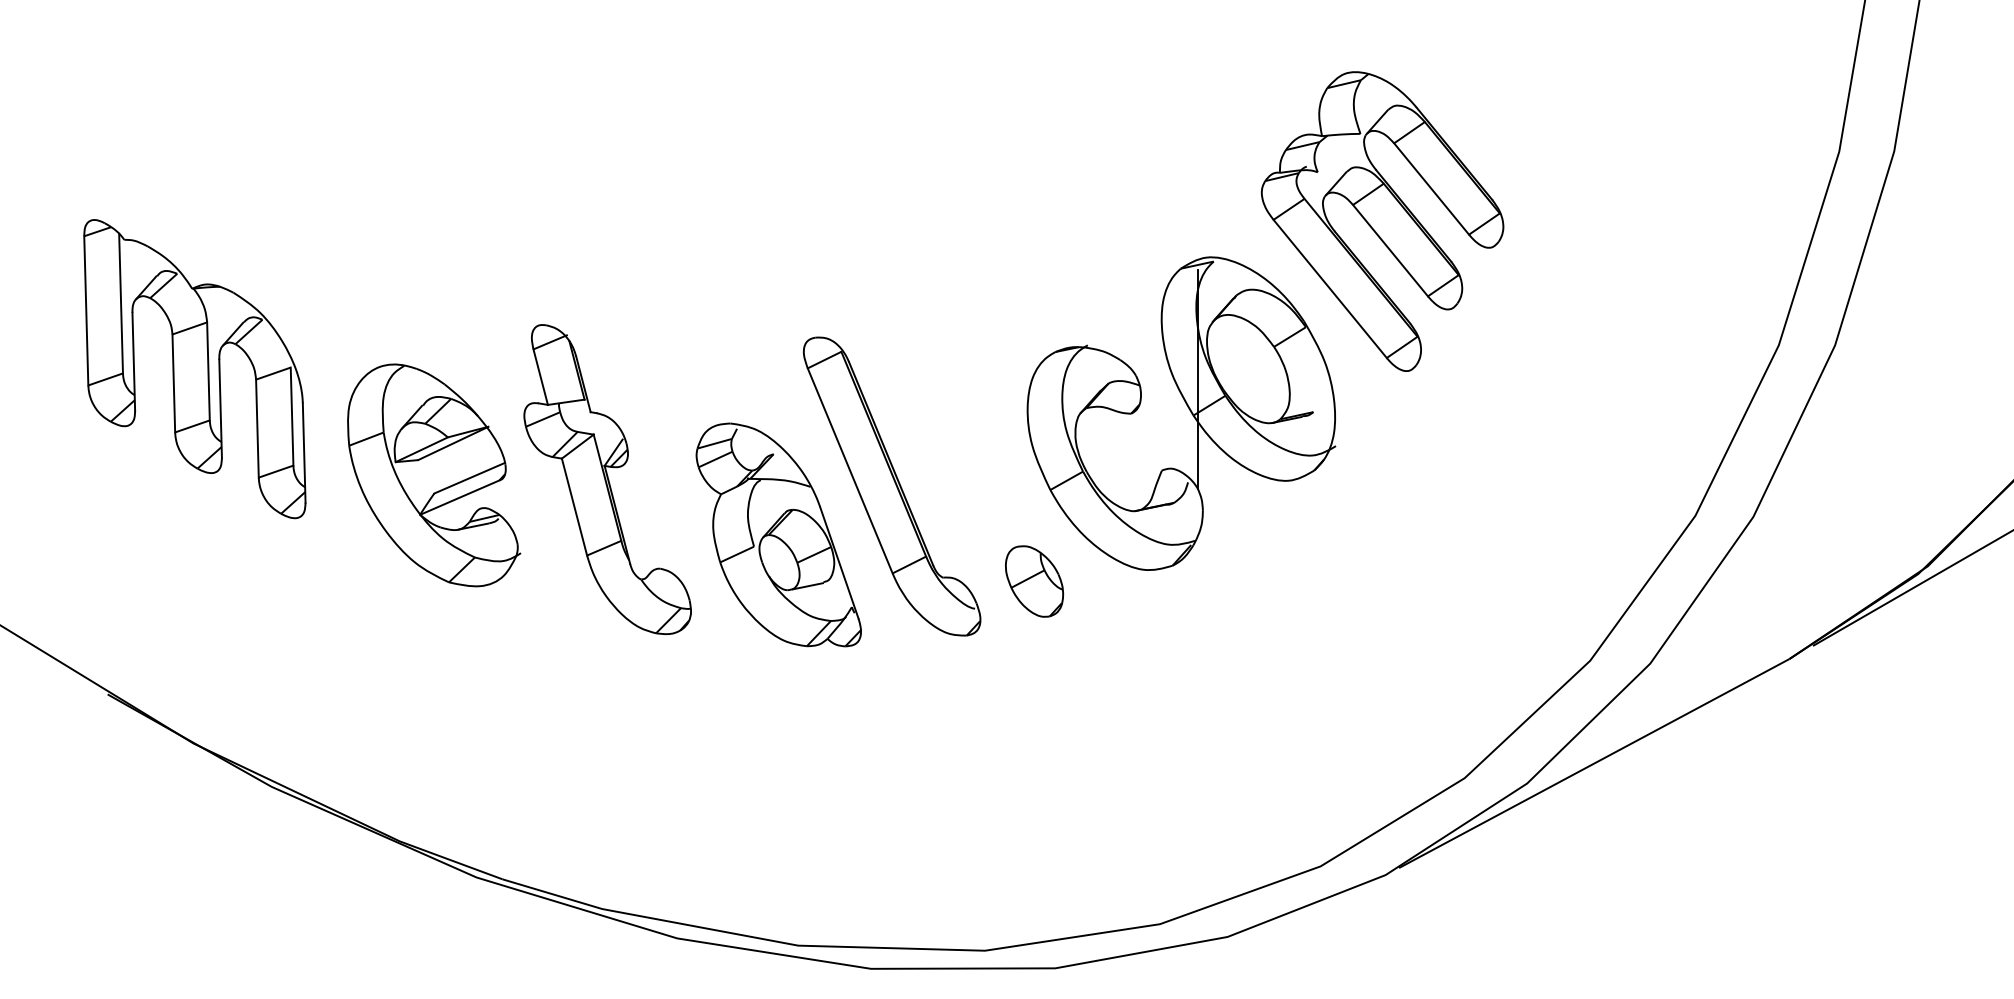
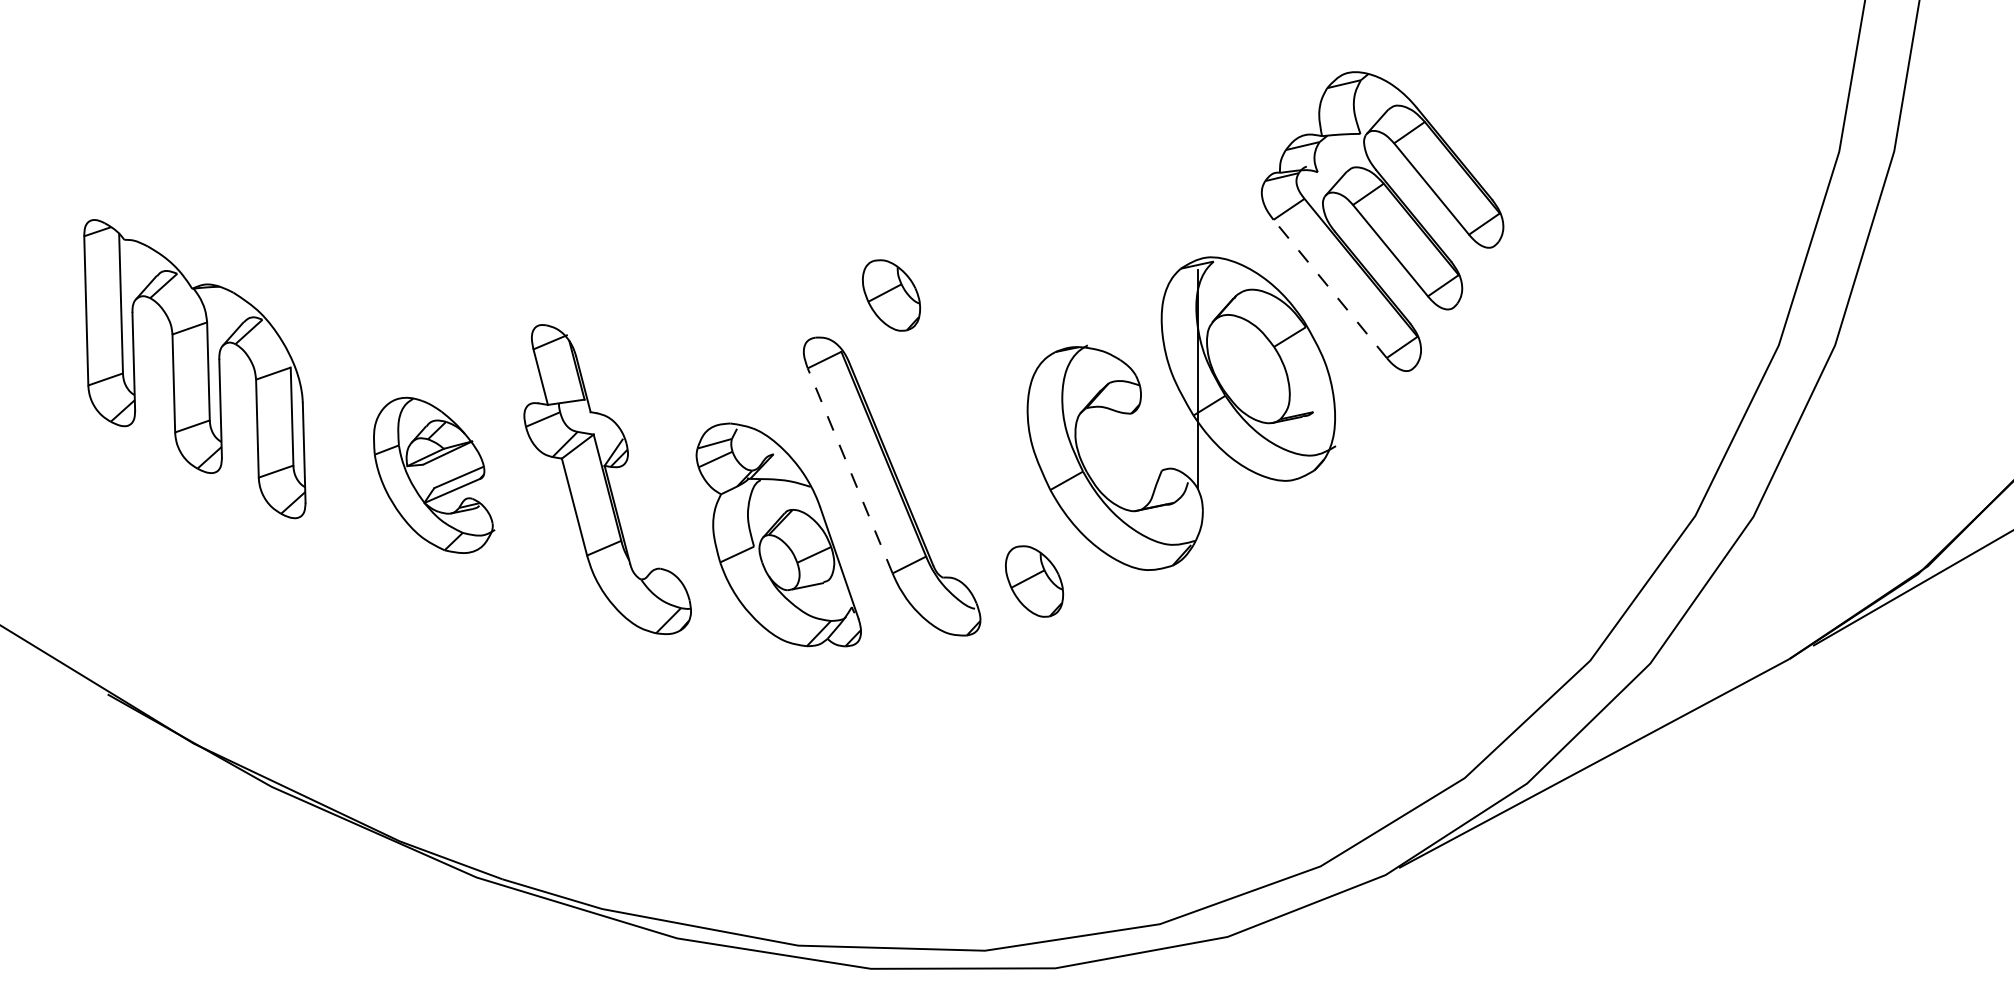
line: solid -> dashed (1329, 288)
part: none -> present (891, 295)
line: solid -> dashed (850, 470)
part size: 175x225 px -> 123x158 px (434, 474)
